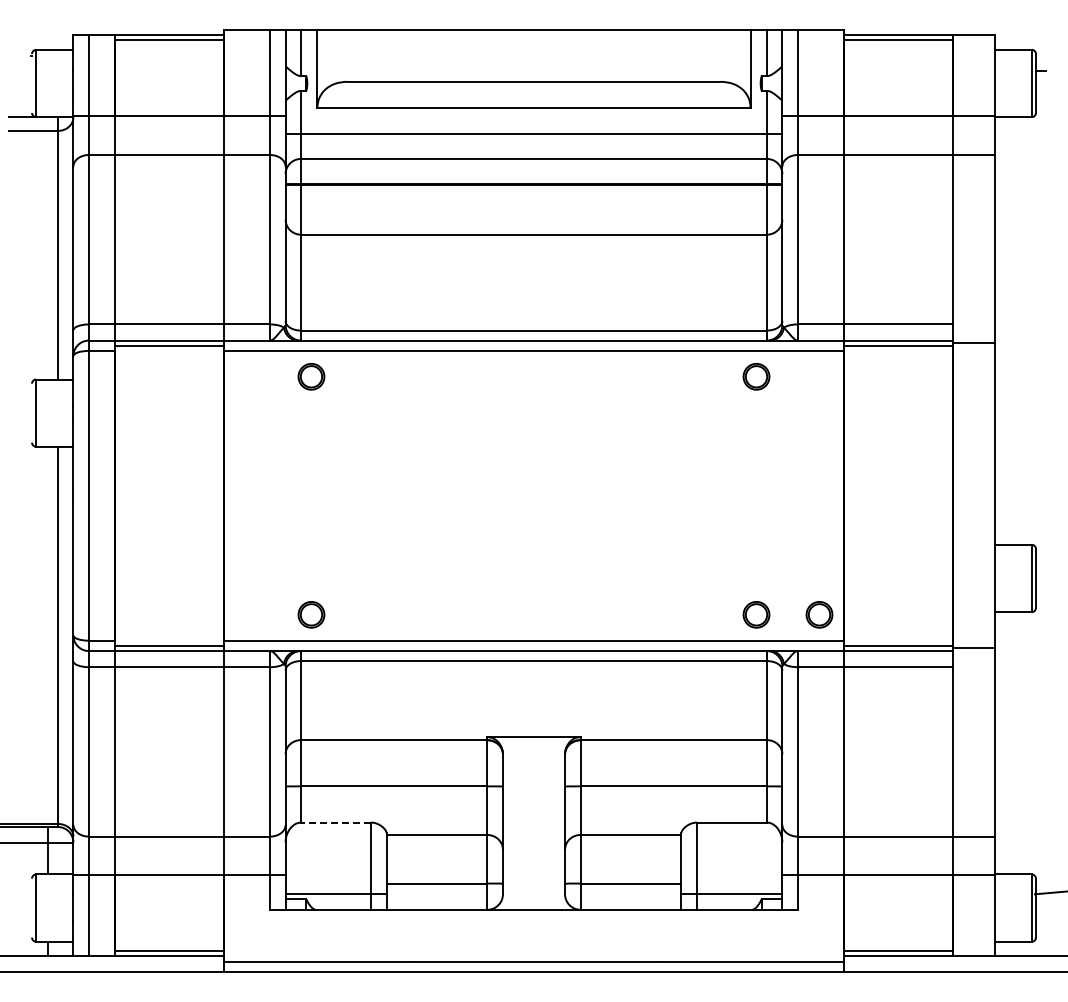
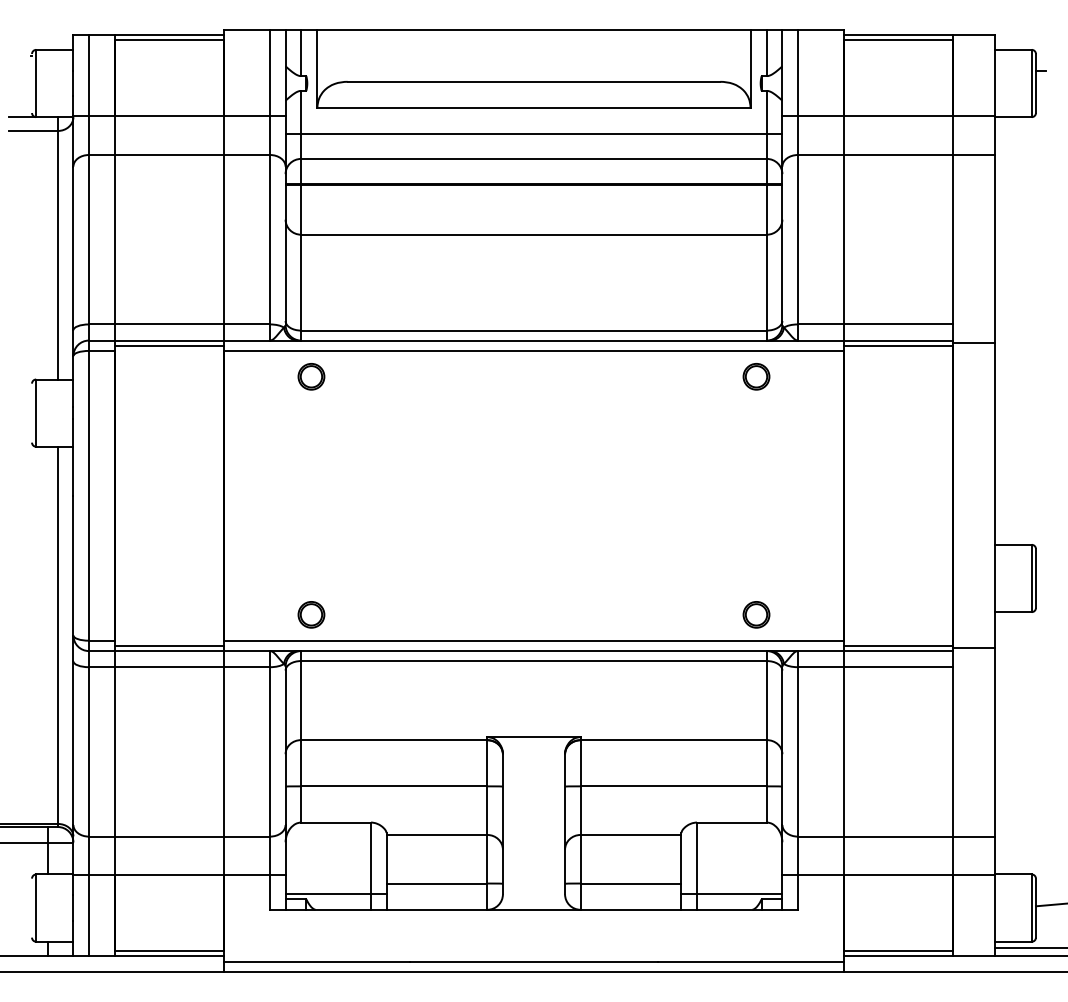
part: present -> none (819, 614)
line: dashed -> solid (336, 822)
line position: (1049, 892) -> (1049, 904) (1049, 904)
line: none -> present (1029, 948)
